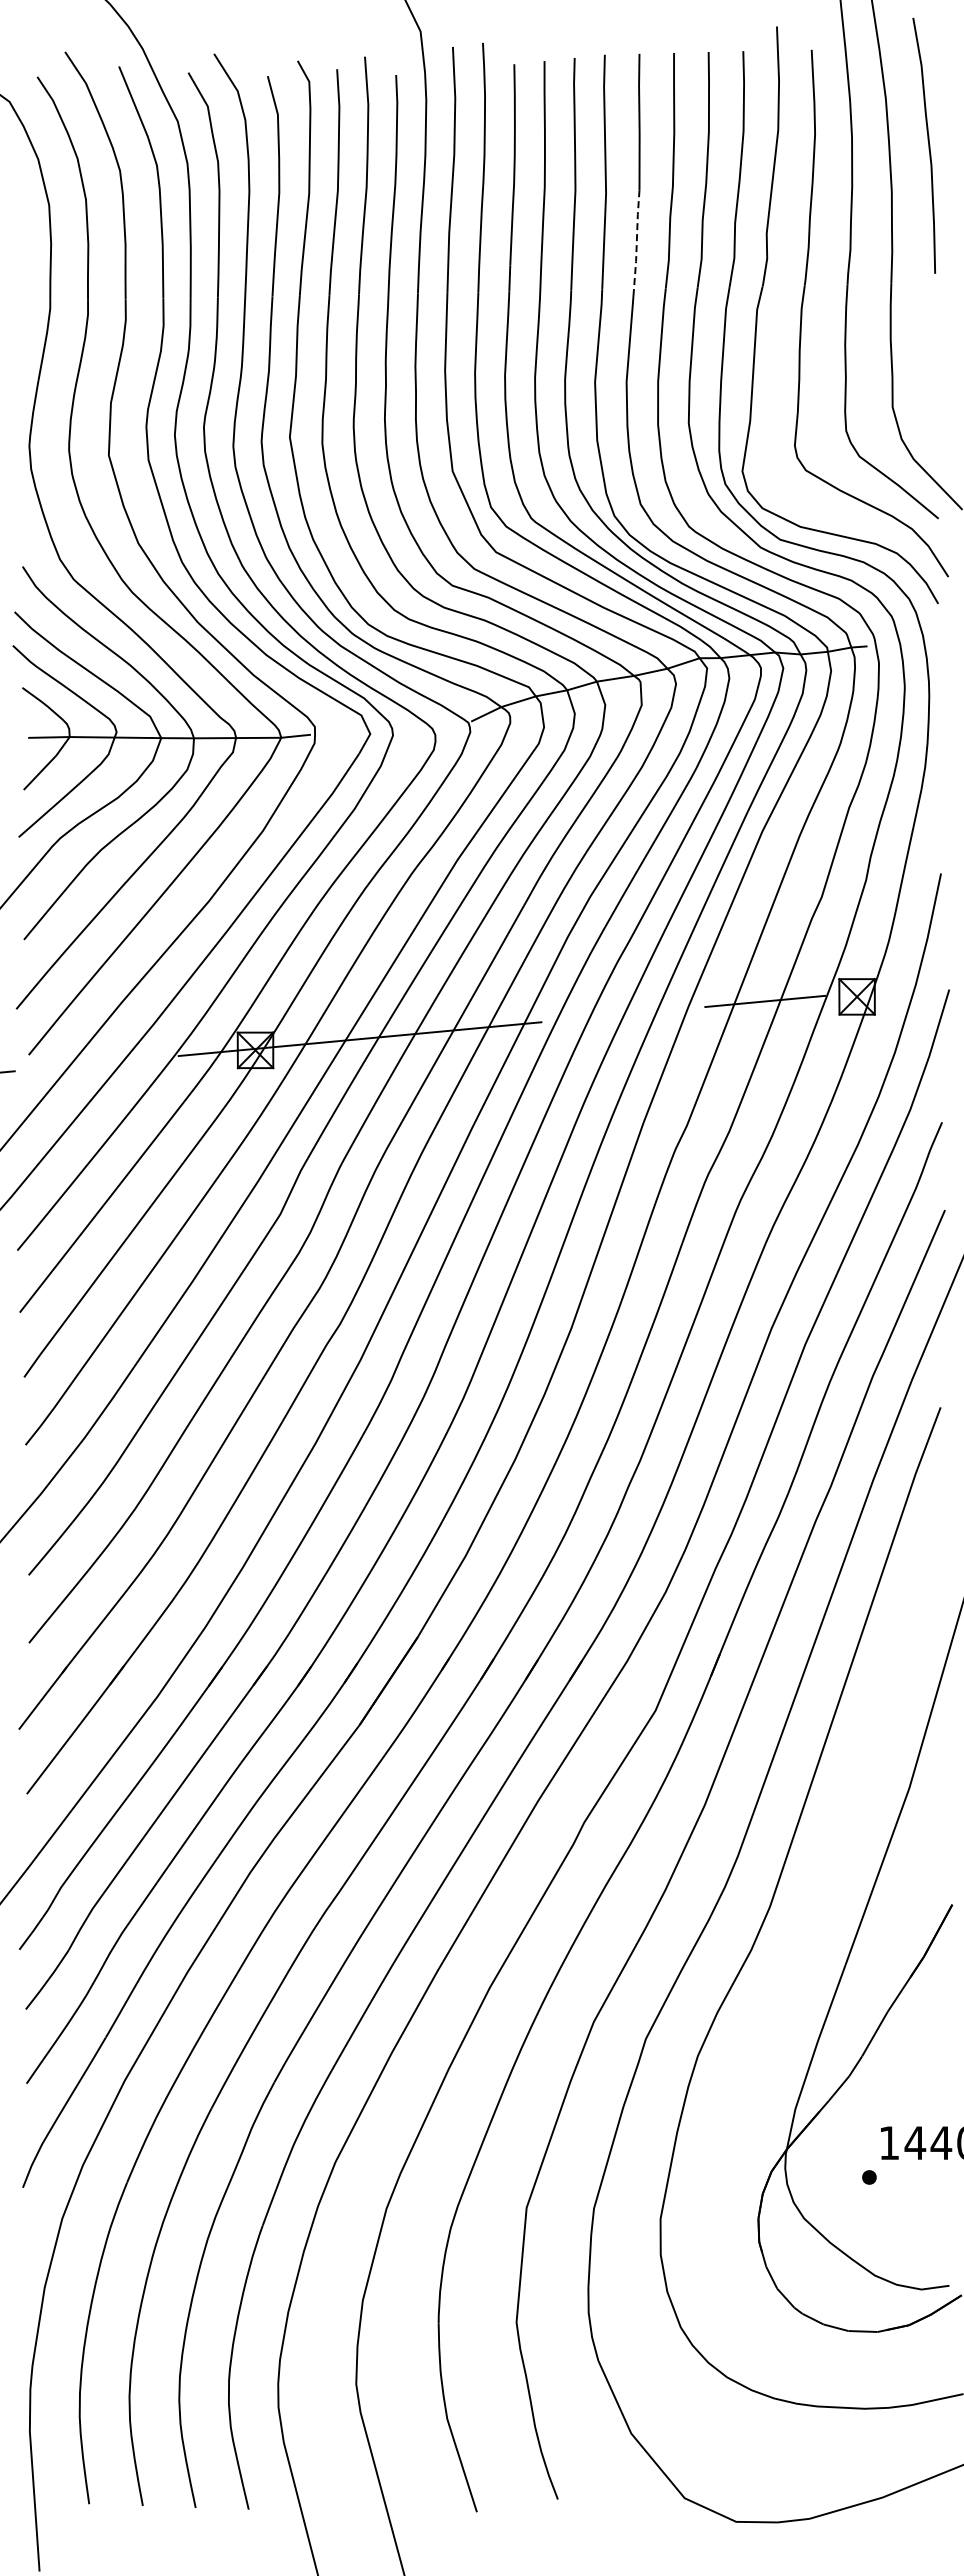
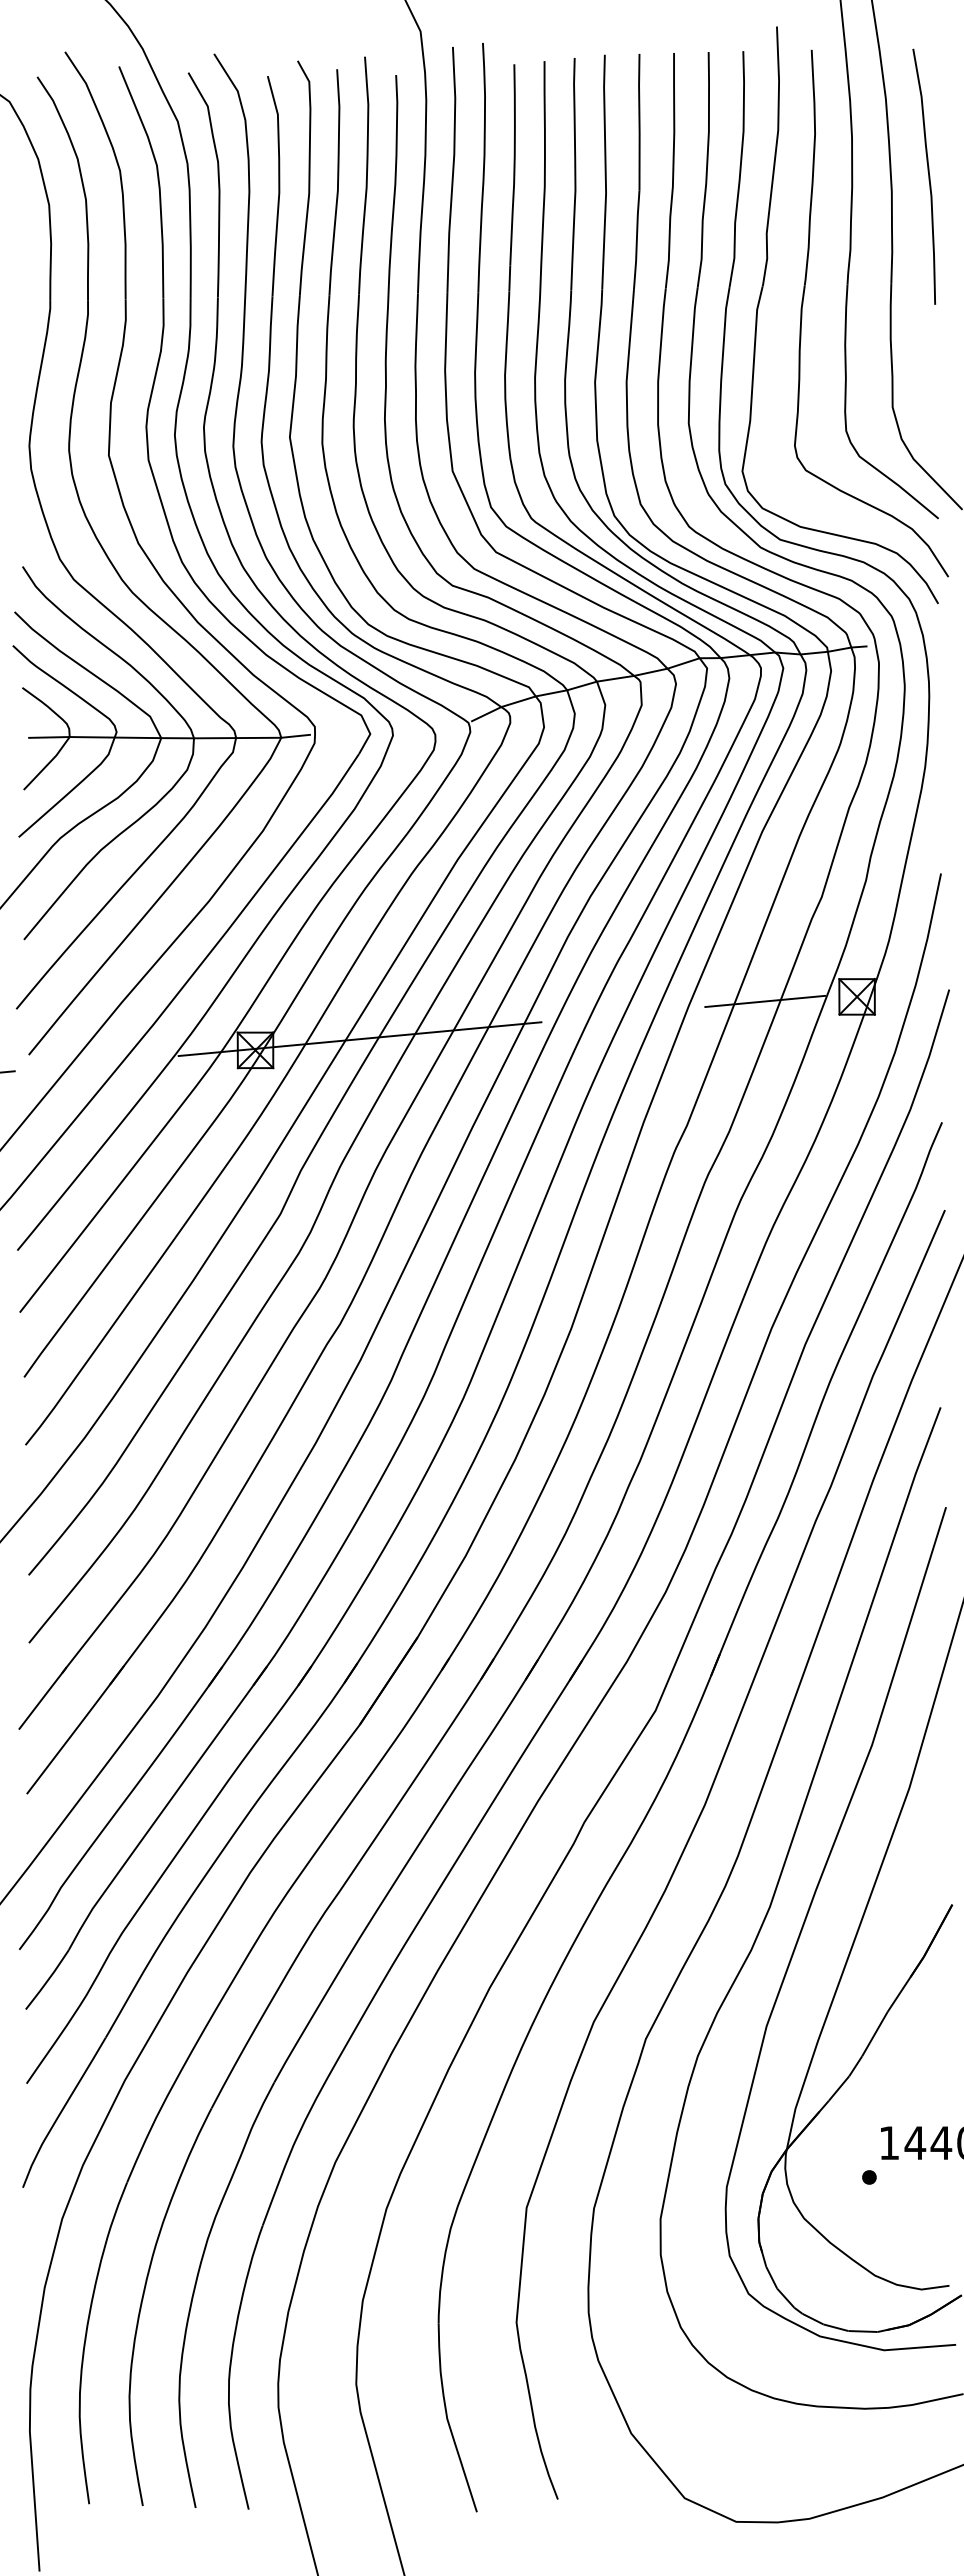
part position: (923, 145) -> (923, 176) (923, 176)
line: dashed -> solid (636, 239)
curve: none -> present (807, 1917)
